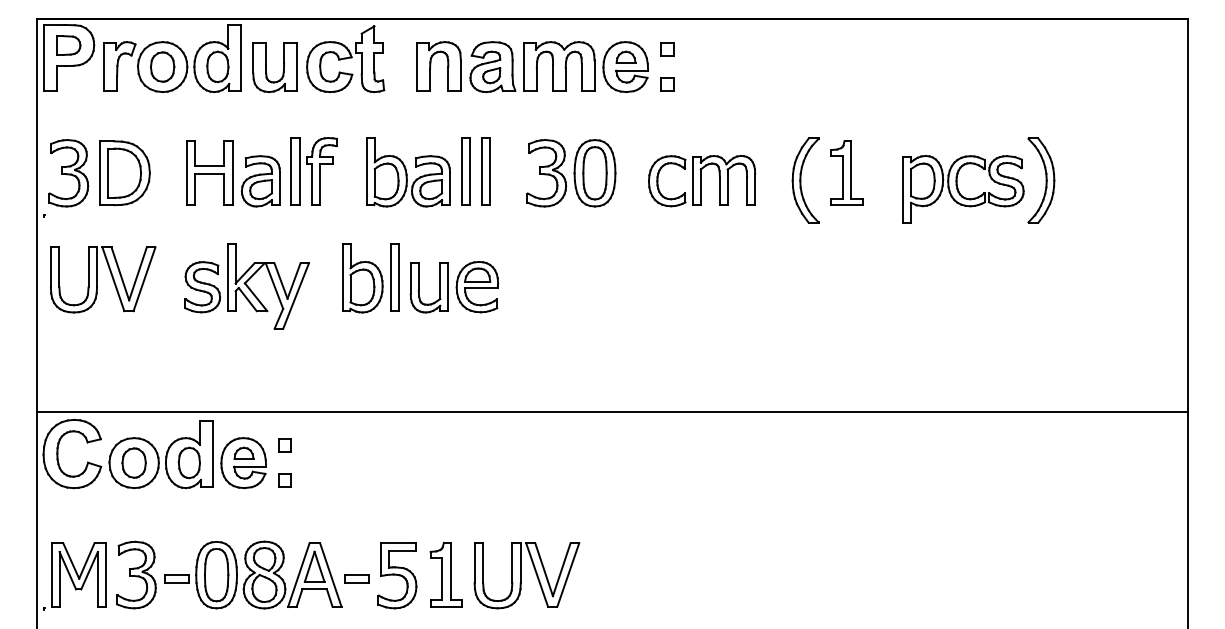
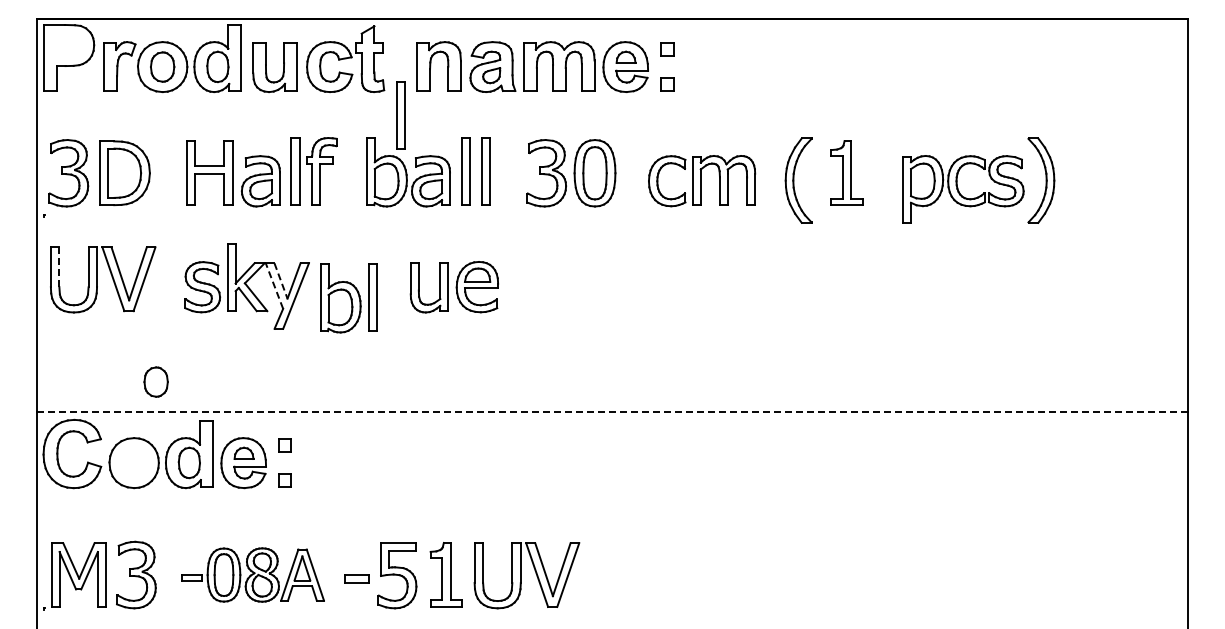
part: present -> none (68, 45)
part: none -> present (400, 115)
part position: (805, 180) -> (798, 180) (798, 180)
line: solid -> dashed (59, 267)
part position: (370, 278) -> (348, 298) (348, 298)
line: solid -> dashed (281, 280)
line: solid -> dashed (274, 285)
line: solid -> dashed (612, 411)
part position: (133, 462) -> (155, 381) (155, 381)
part size: 179x70 px -> 144x56 px (252, 574)
